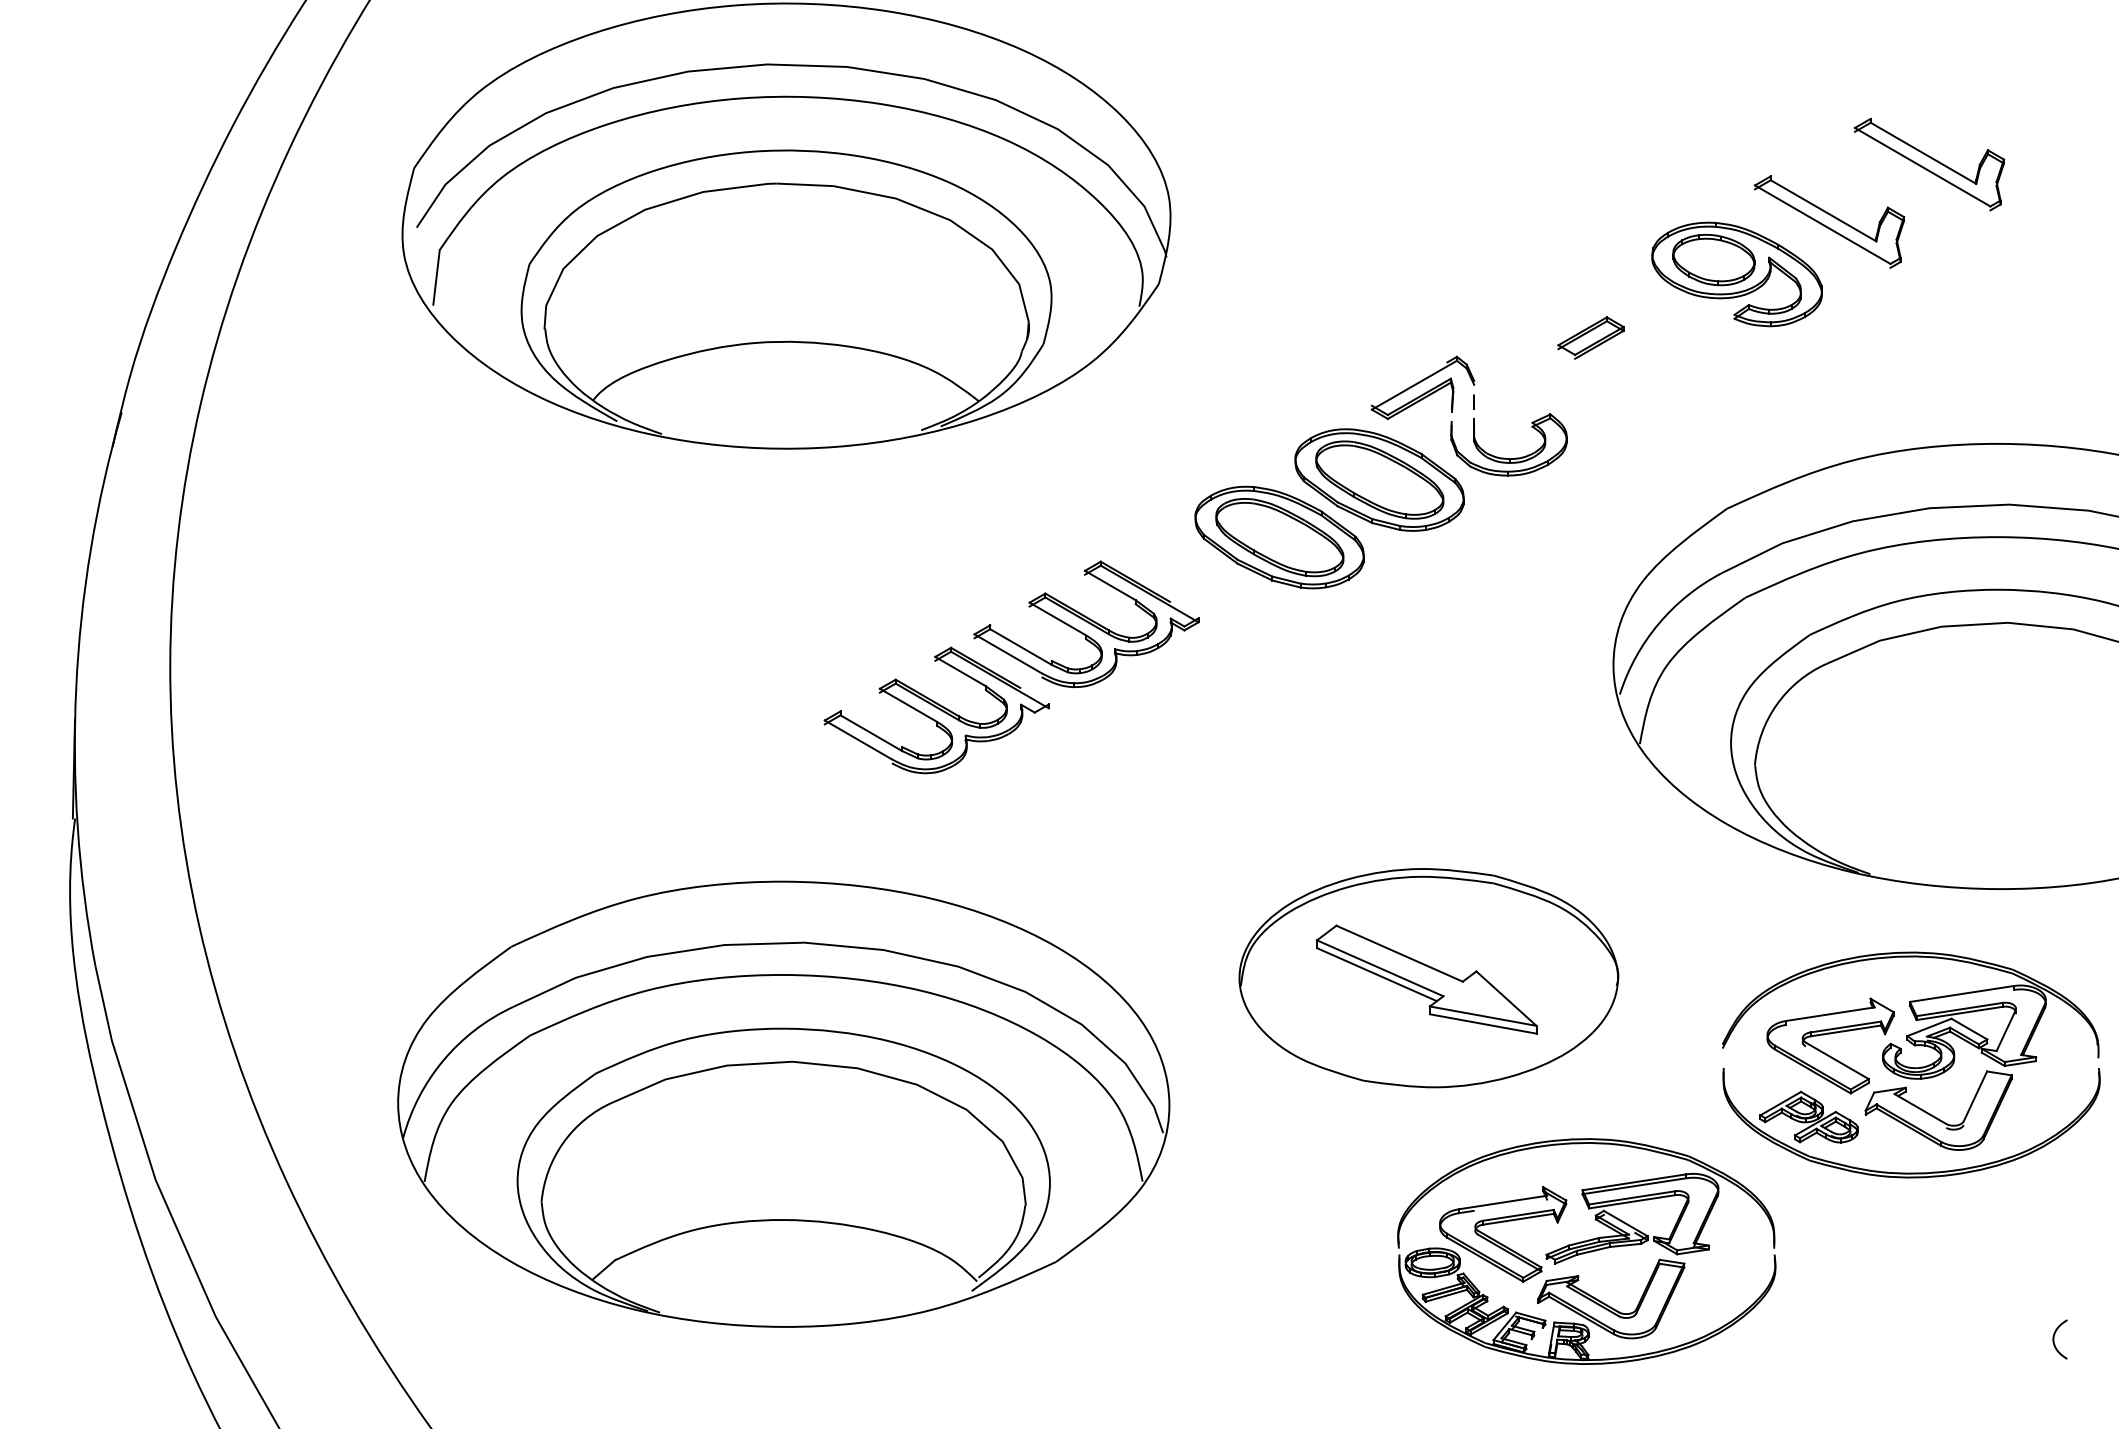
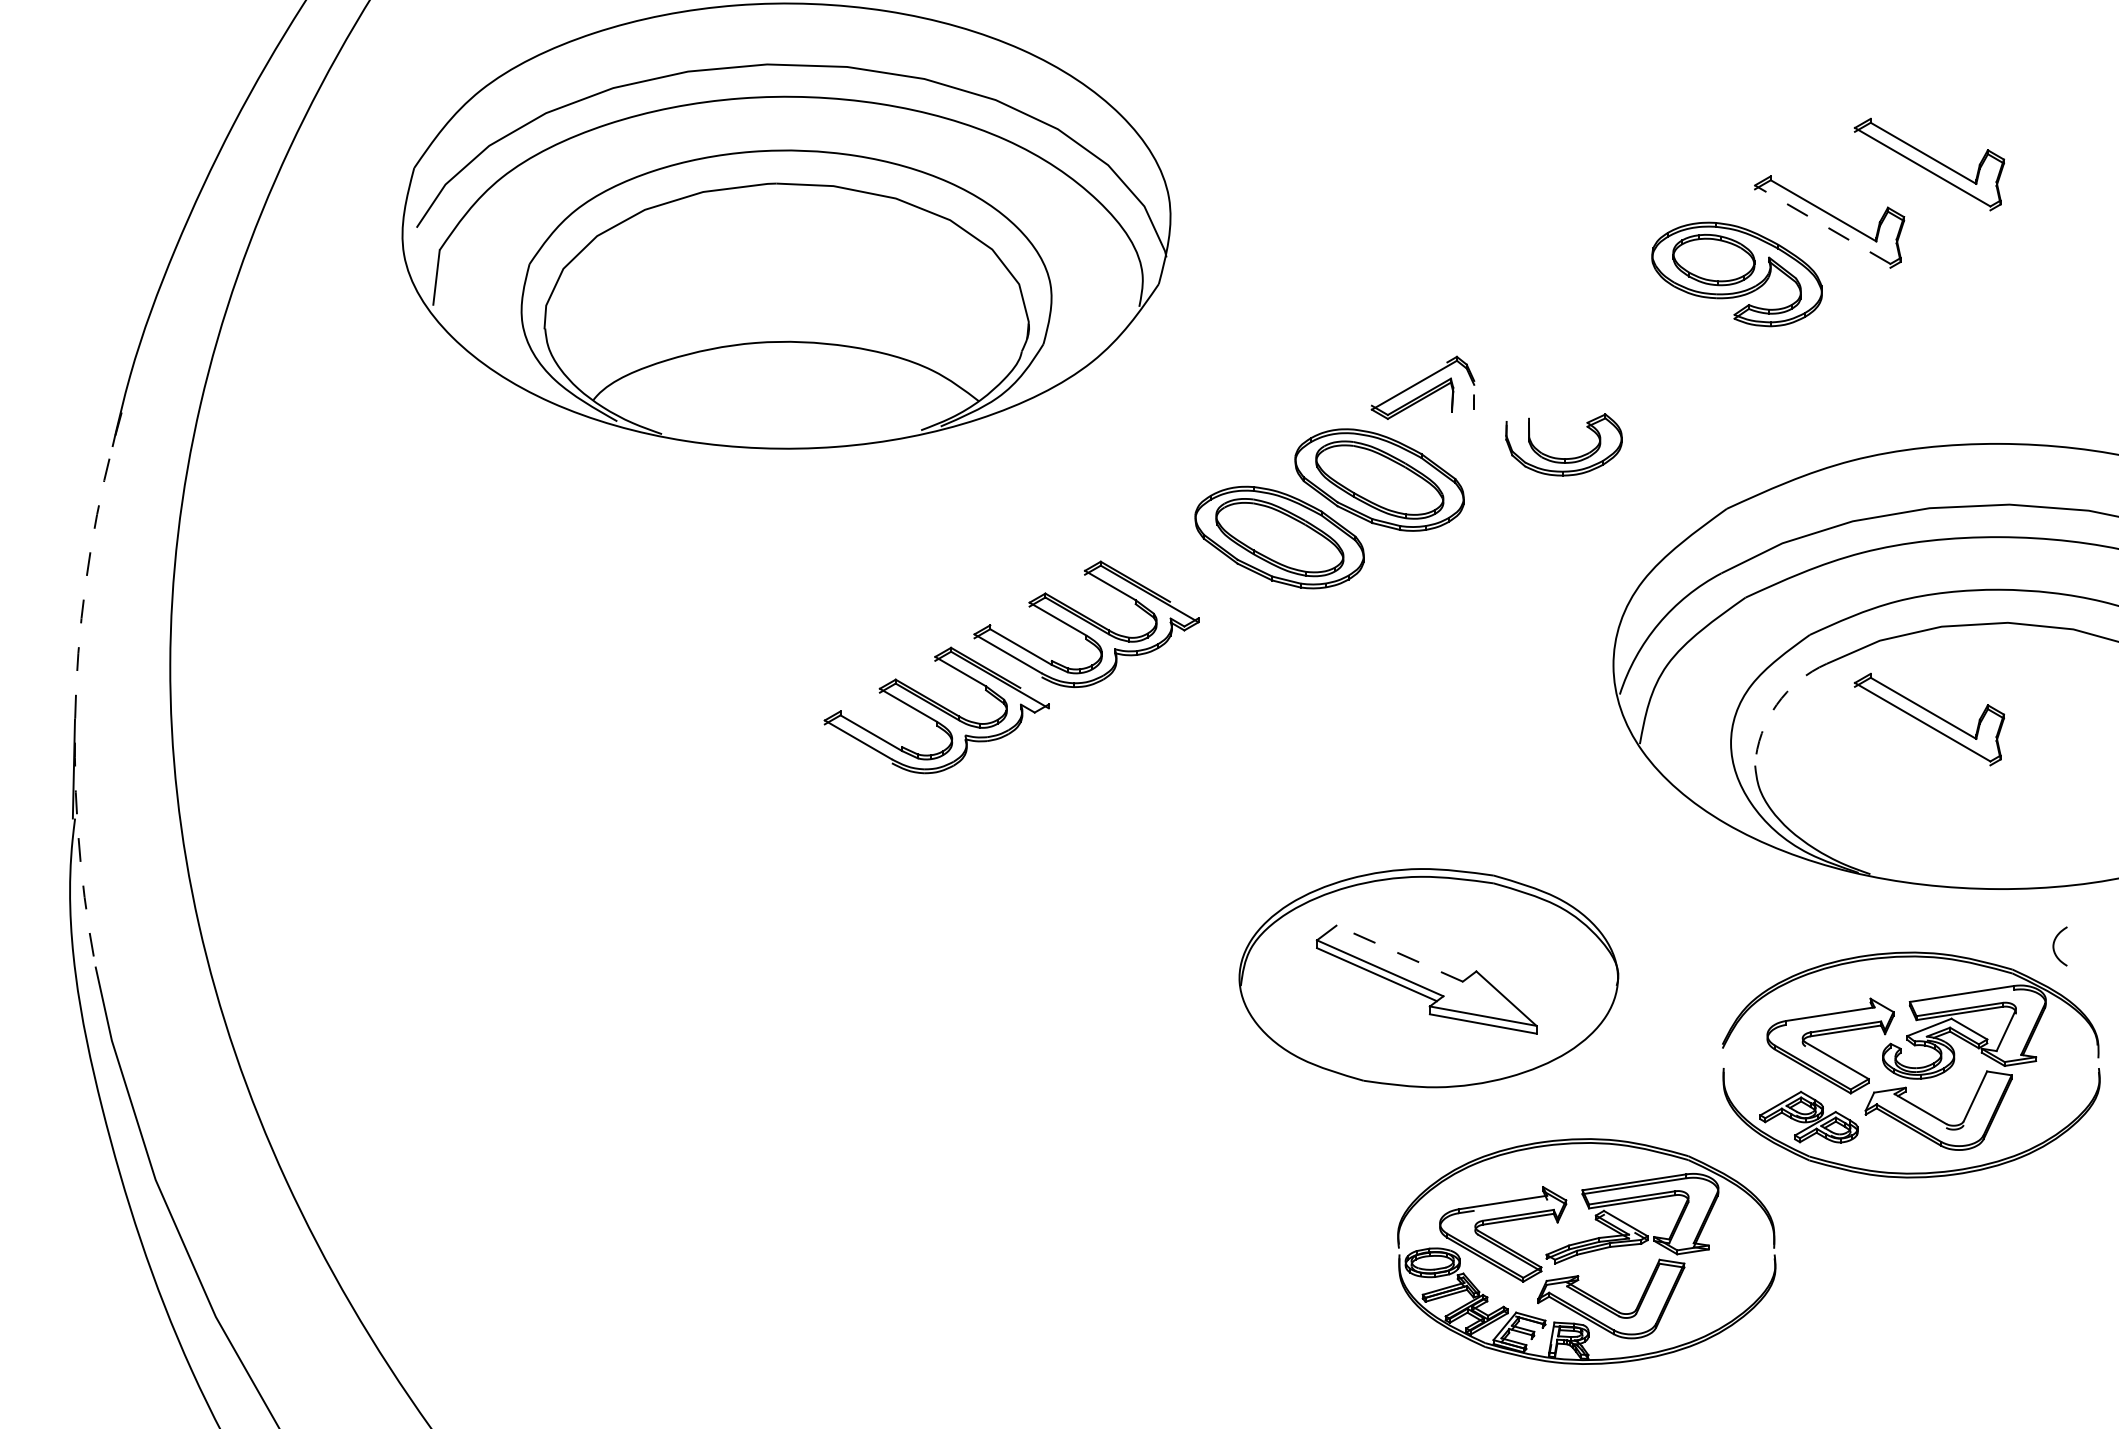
line: solid -> dashed (1822, 224)
part: present -> none (1590, 337)
part position: (1504, 457) -> (1559, 457) (1559, 457)
arc: solid -> dashed (76, 688)
arc: solid -> dashed (1776, 704)
part: none -> present (1928, 719)
line: solid -> dashed (1399, 953)
part: present -> none (783, 1103)
curve position: (2054, 1339) -> (2054, 946) (2054, 946)
